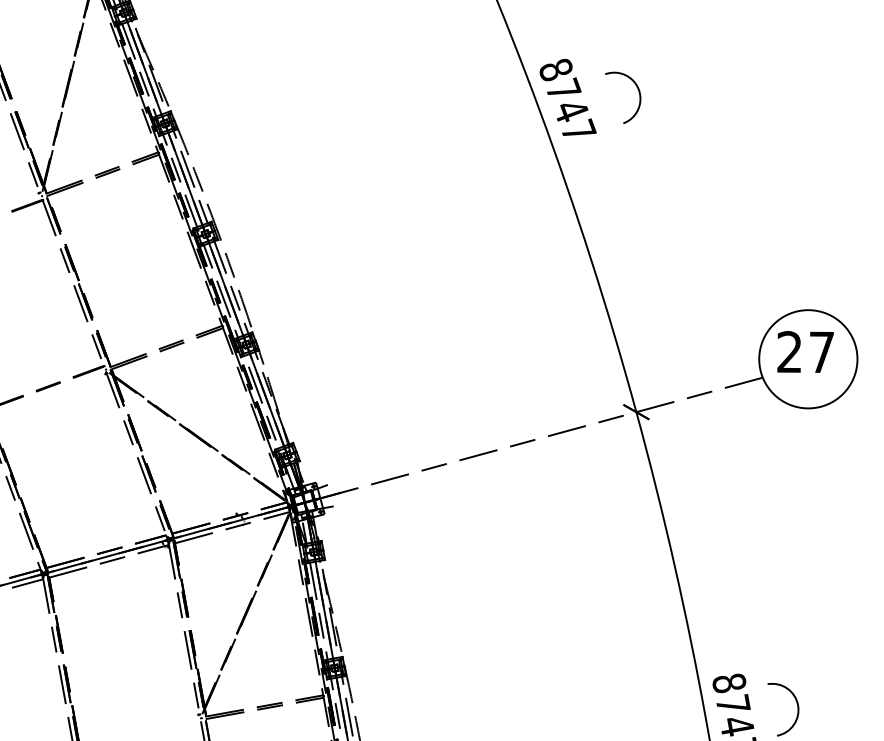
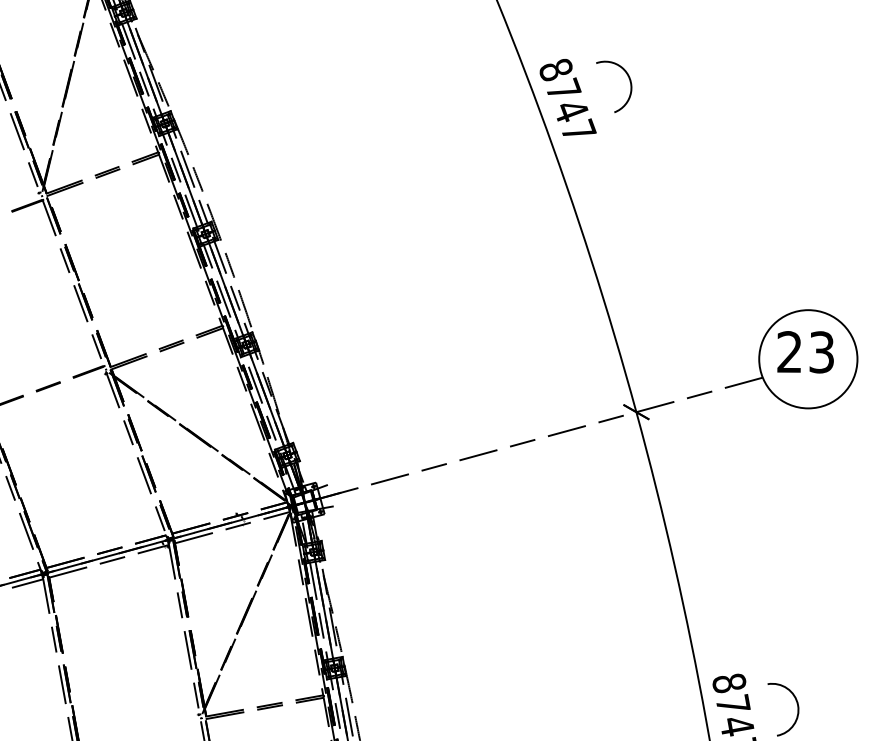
arc position: (638, 92) -> (629, 81) (629, 81)
text: 27 -> 23 (821, 352)
